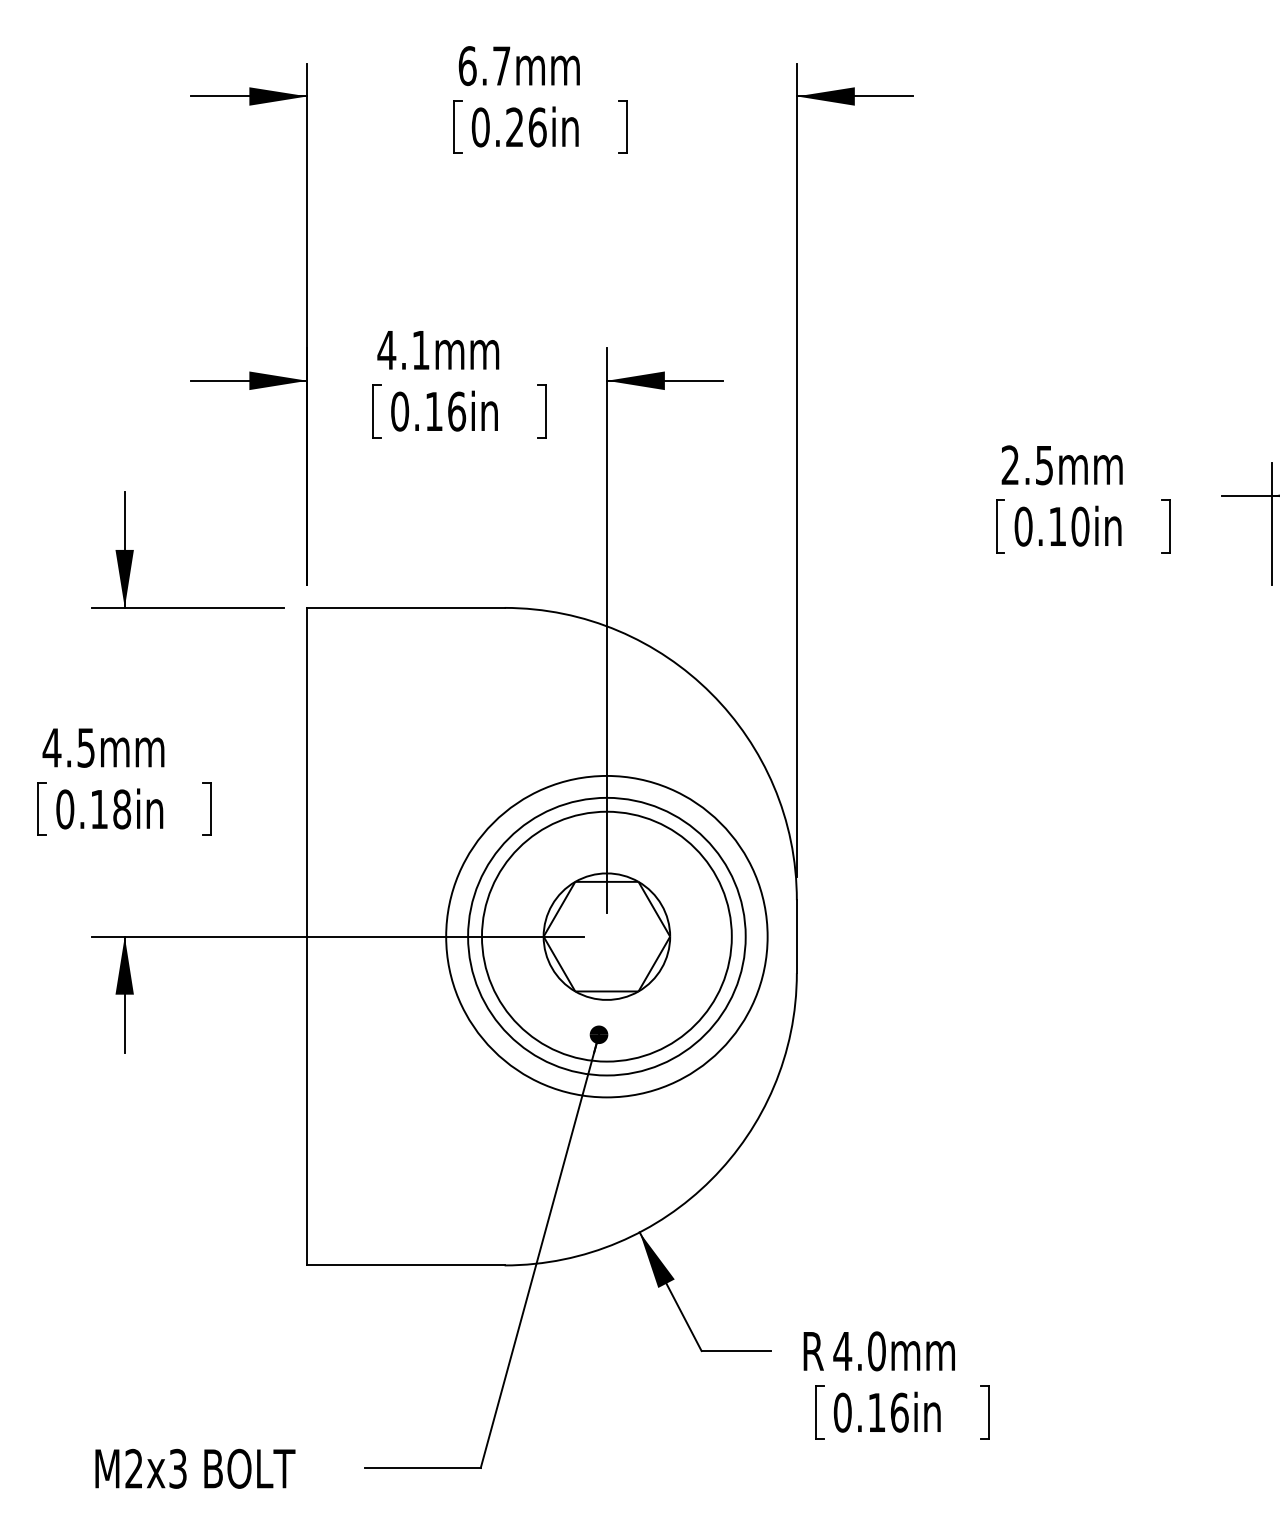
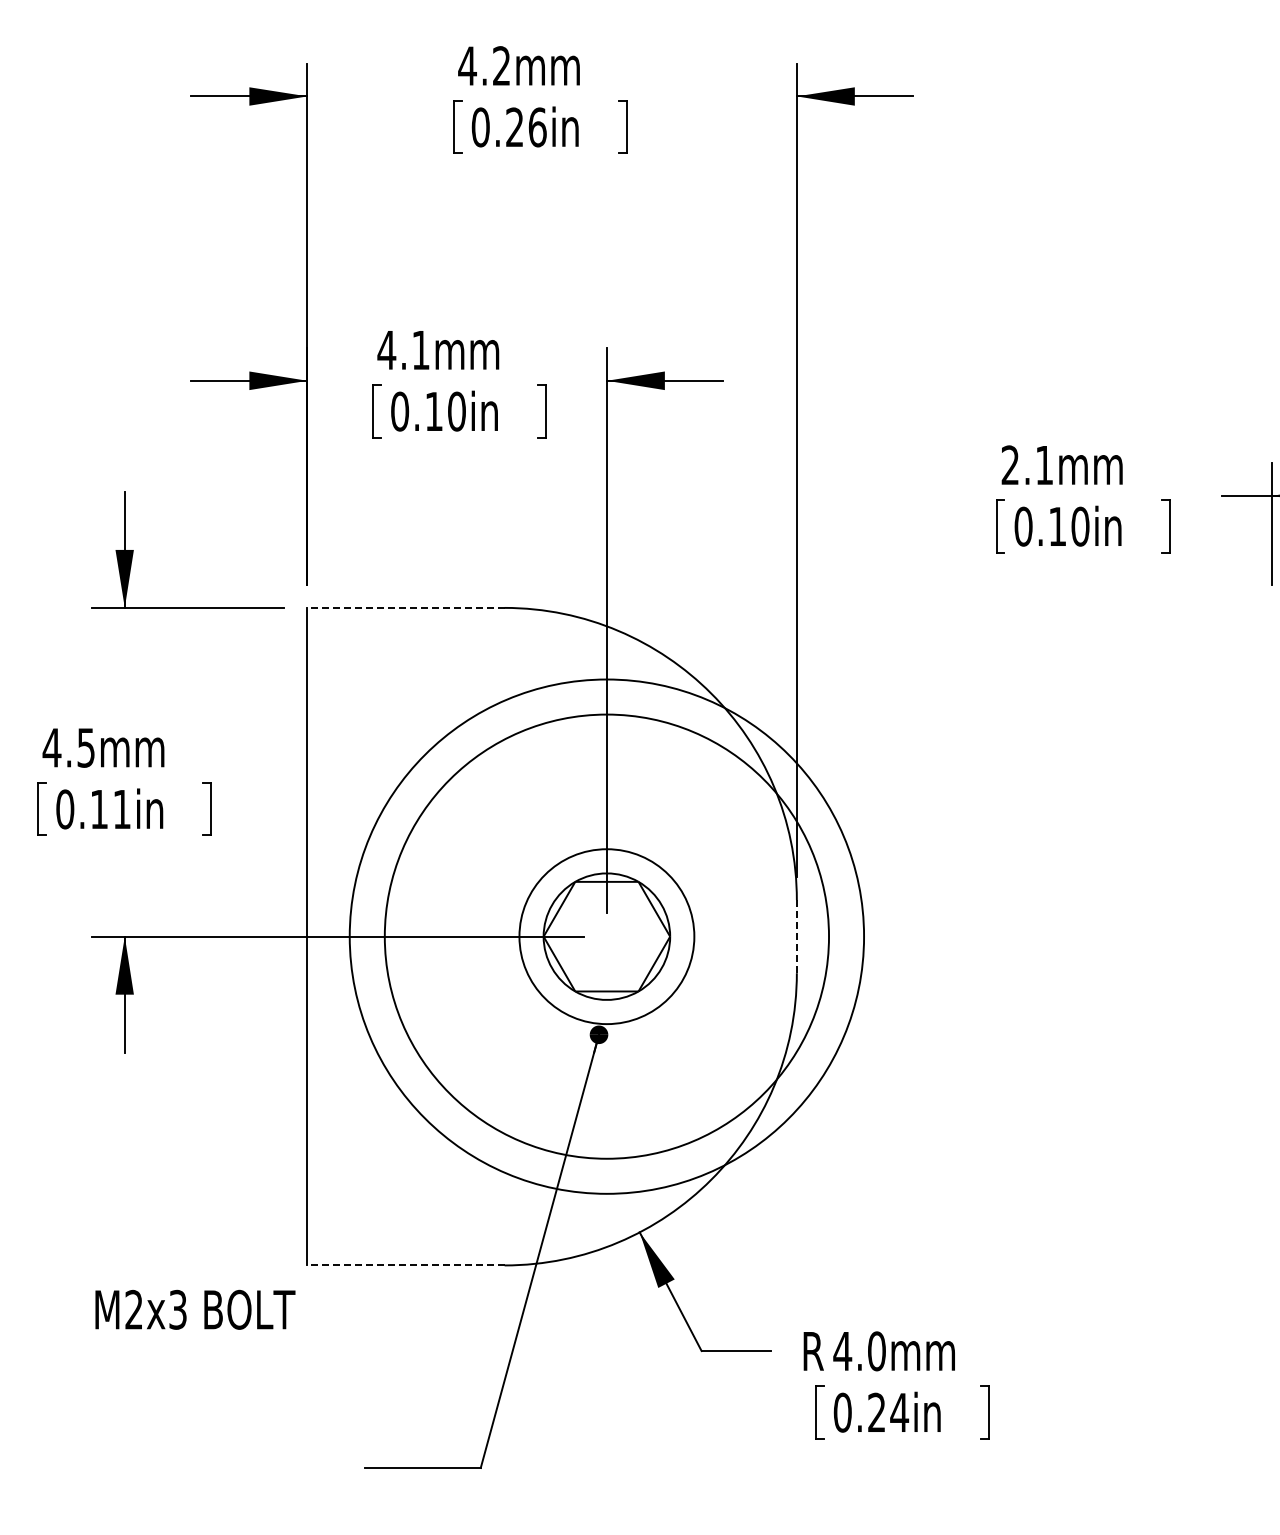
text: 6.7mm -> 4.2mm (484, 66)
text: 0.16in -> 0.10in (457, 411)
text: 2.5mm -> 2.1mm (1044, 465)
line: solid -> dashed (406, 607)
text: 0.18in -> 0.11in (122, 809)
circle diameter: 250 px -> 175 px (606, 936)
circle diameter: 278 px -> 444 px (606, 936)
circle diameter: 321 px -> 514 px (606, 936)
line: solid -> dashed (796, 936)
line: solid -> dashed (406, 1265)
text: 0.16in -> 0.24in (888, 1412)
text position: (195, 1468) -> (195, 1309) (195, 1309)
